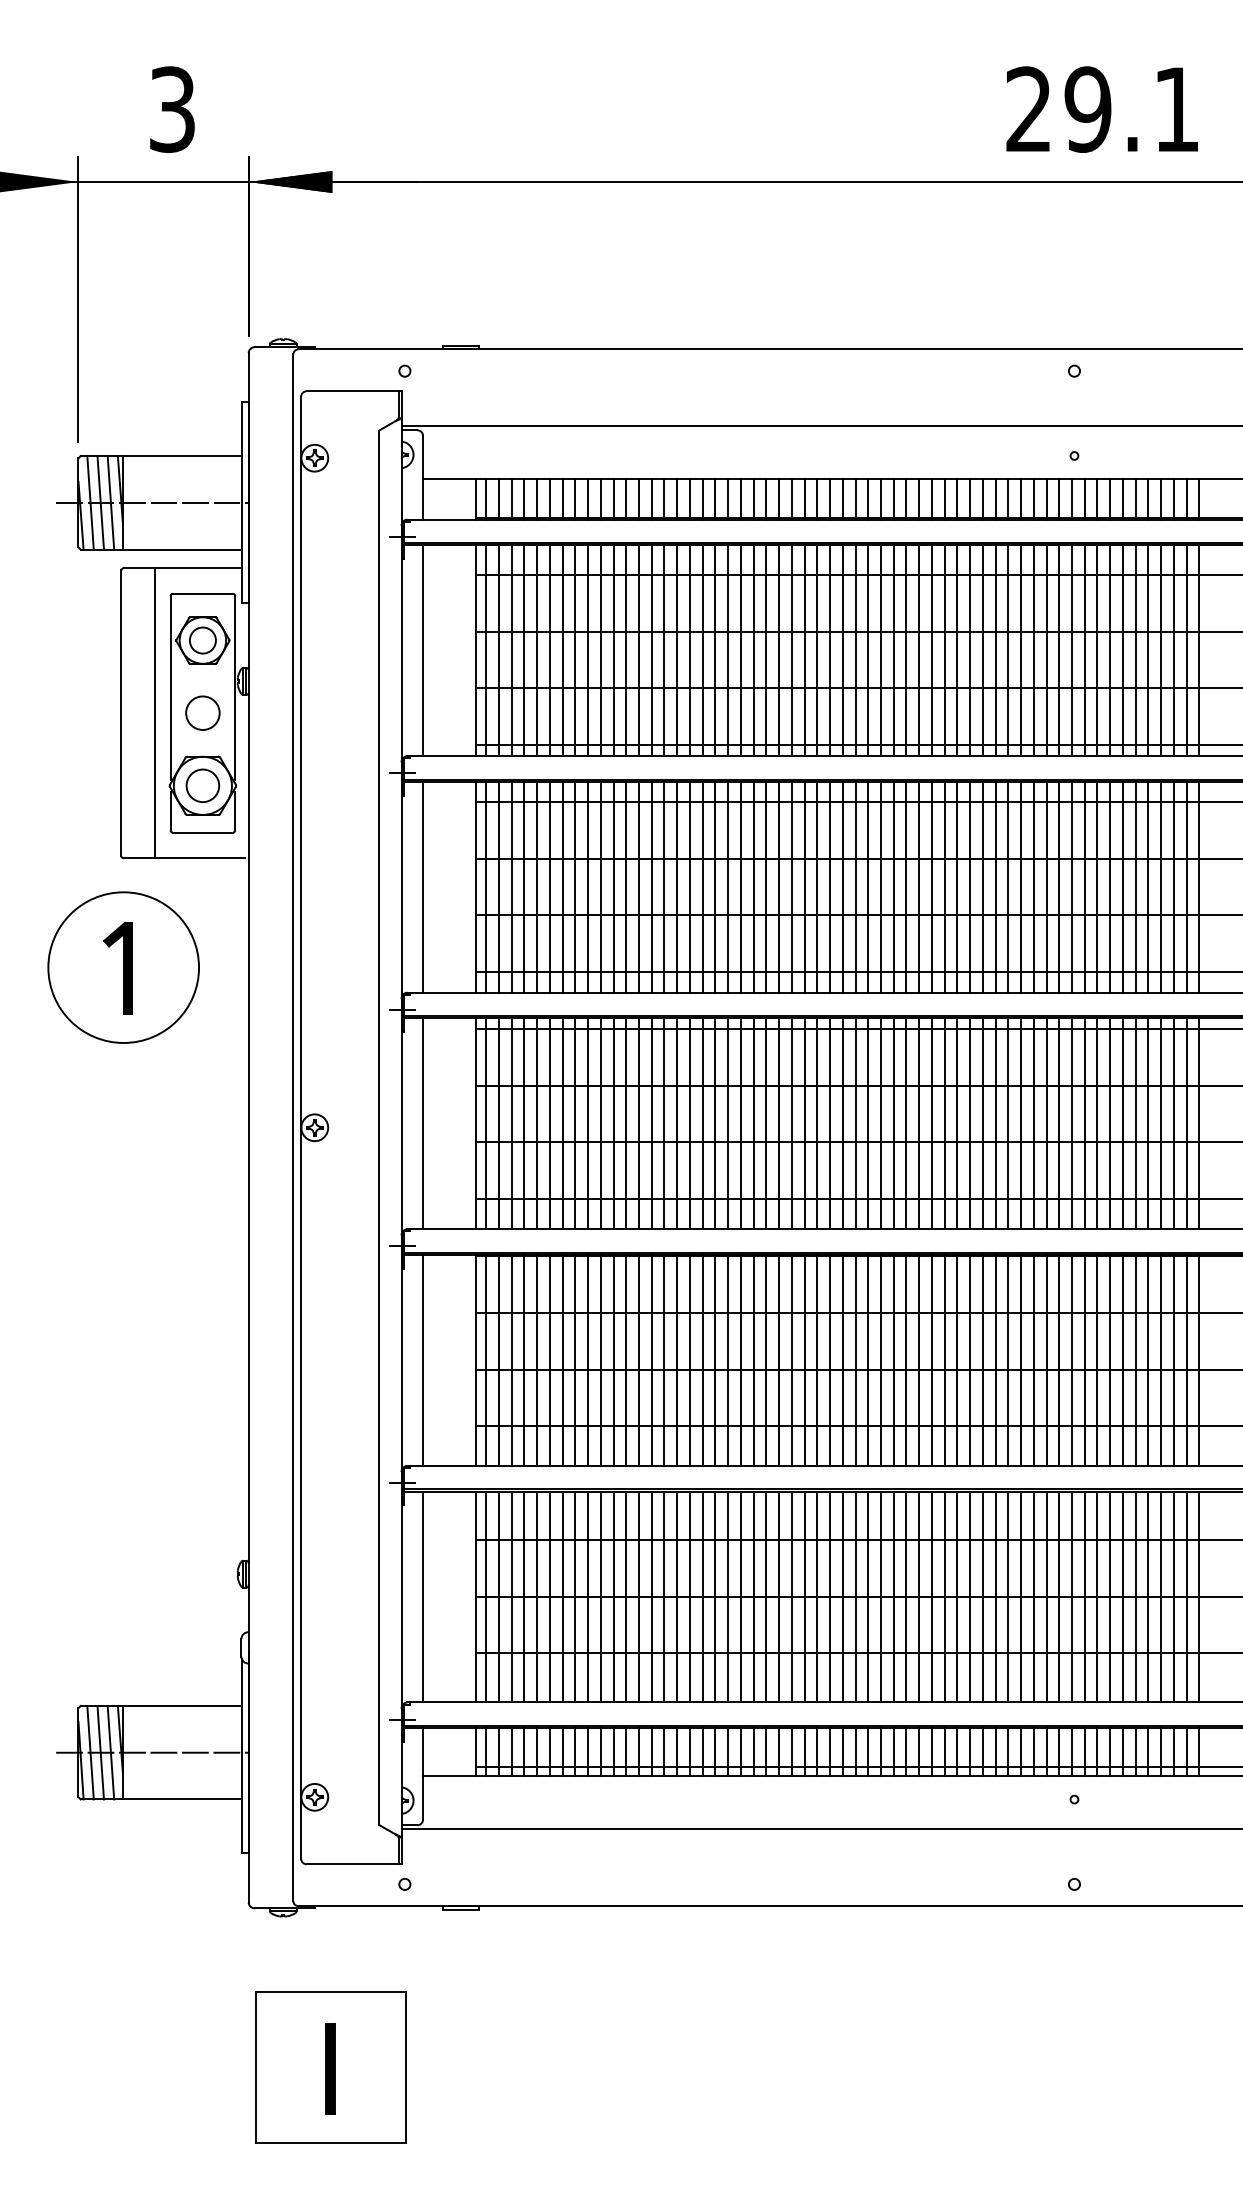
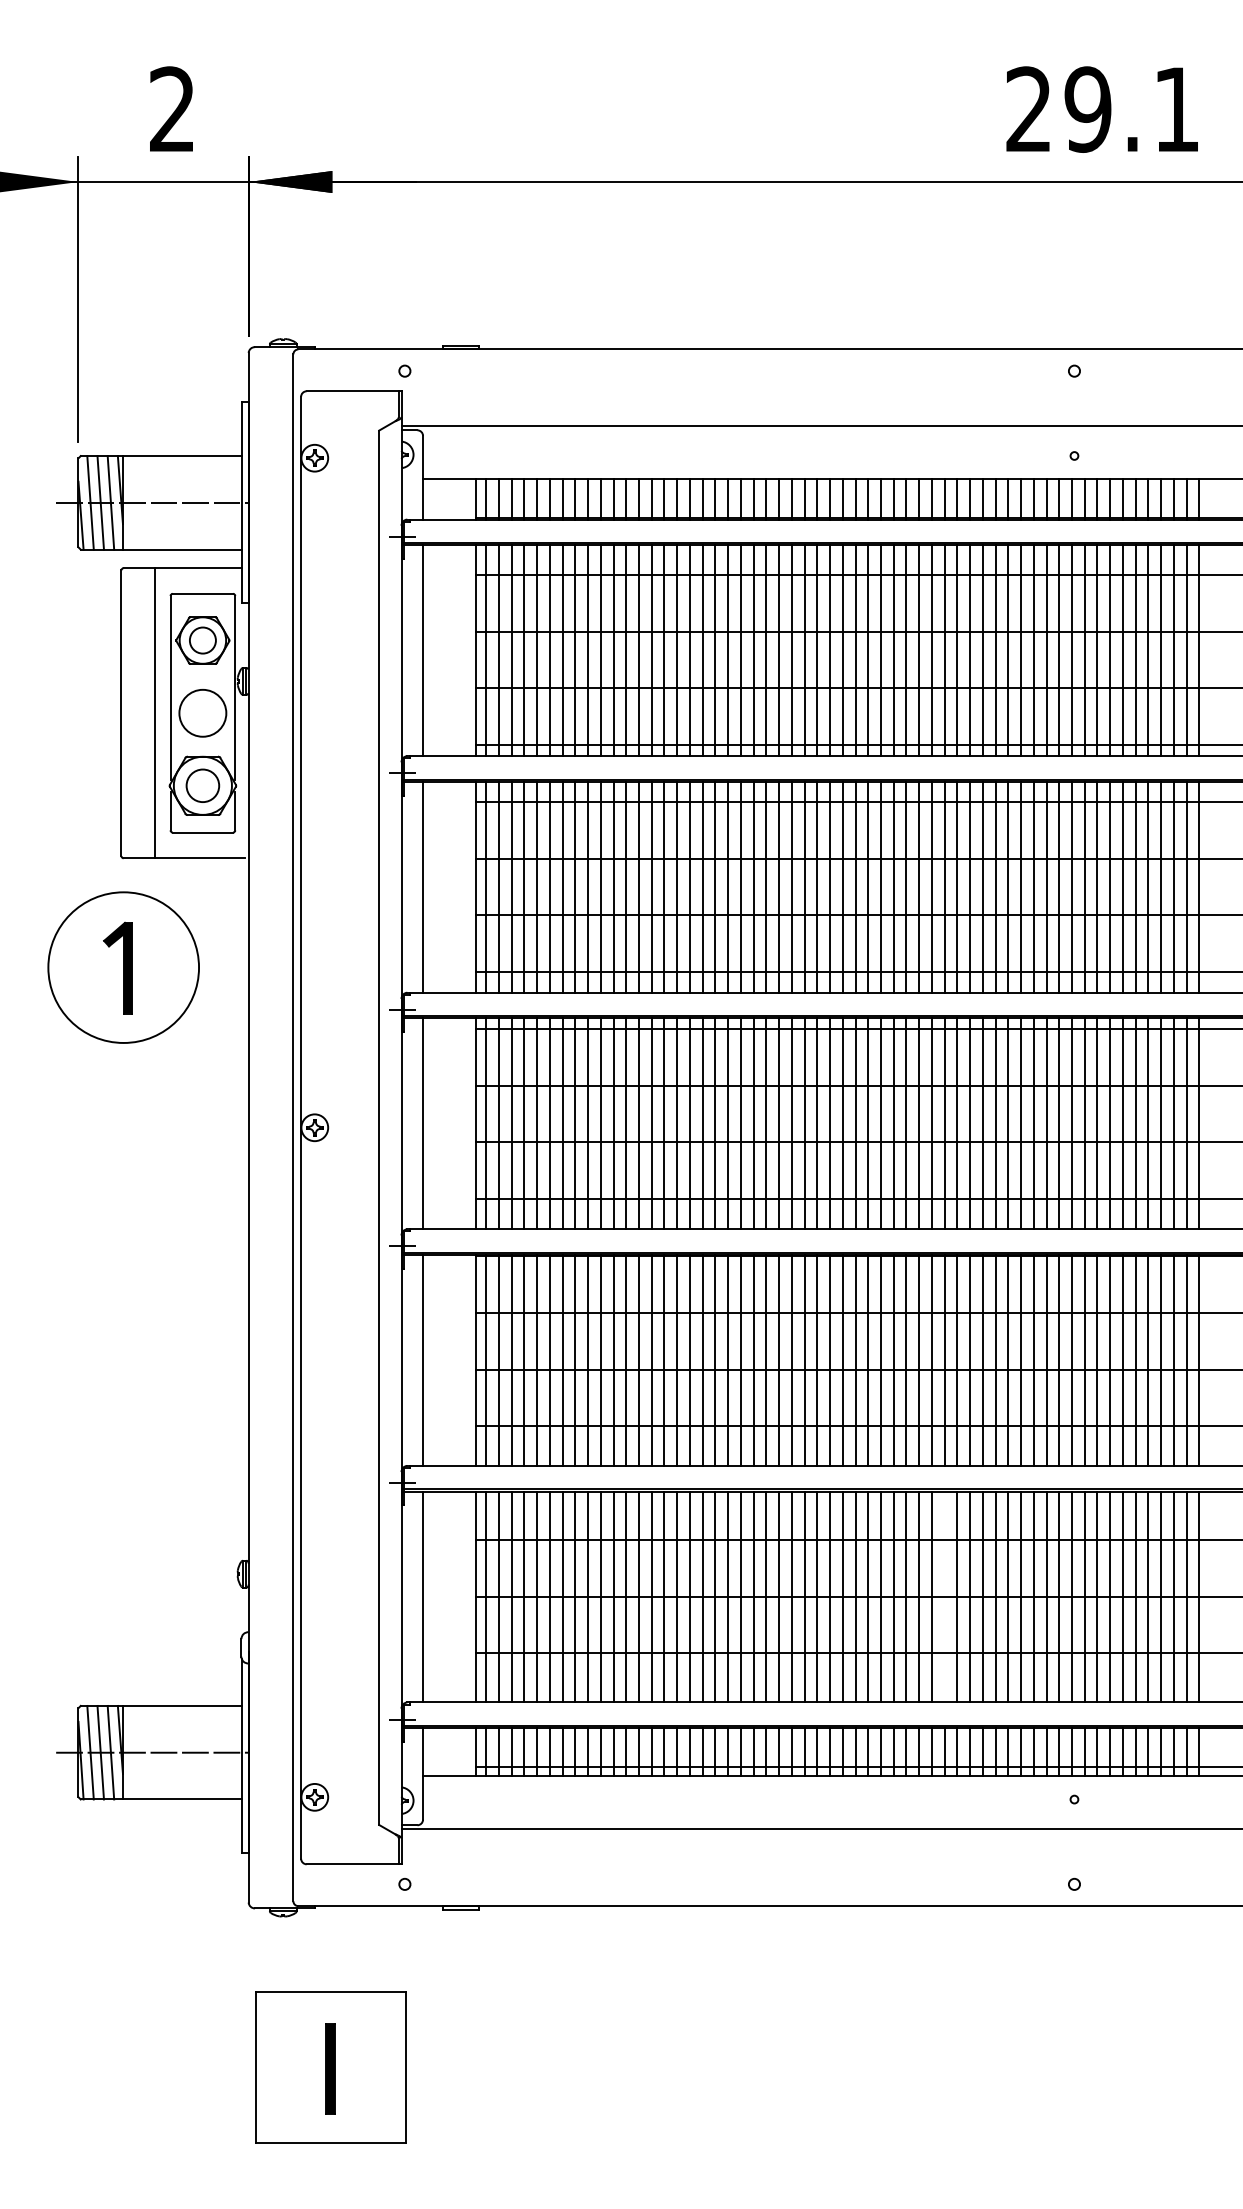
text: 3 -> 2 (172, 109)
circle size: 36x36 px -> 50x49 px (202, 713)
line: present -> none (944, 1596)
